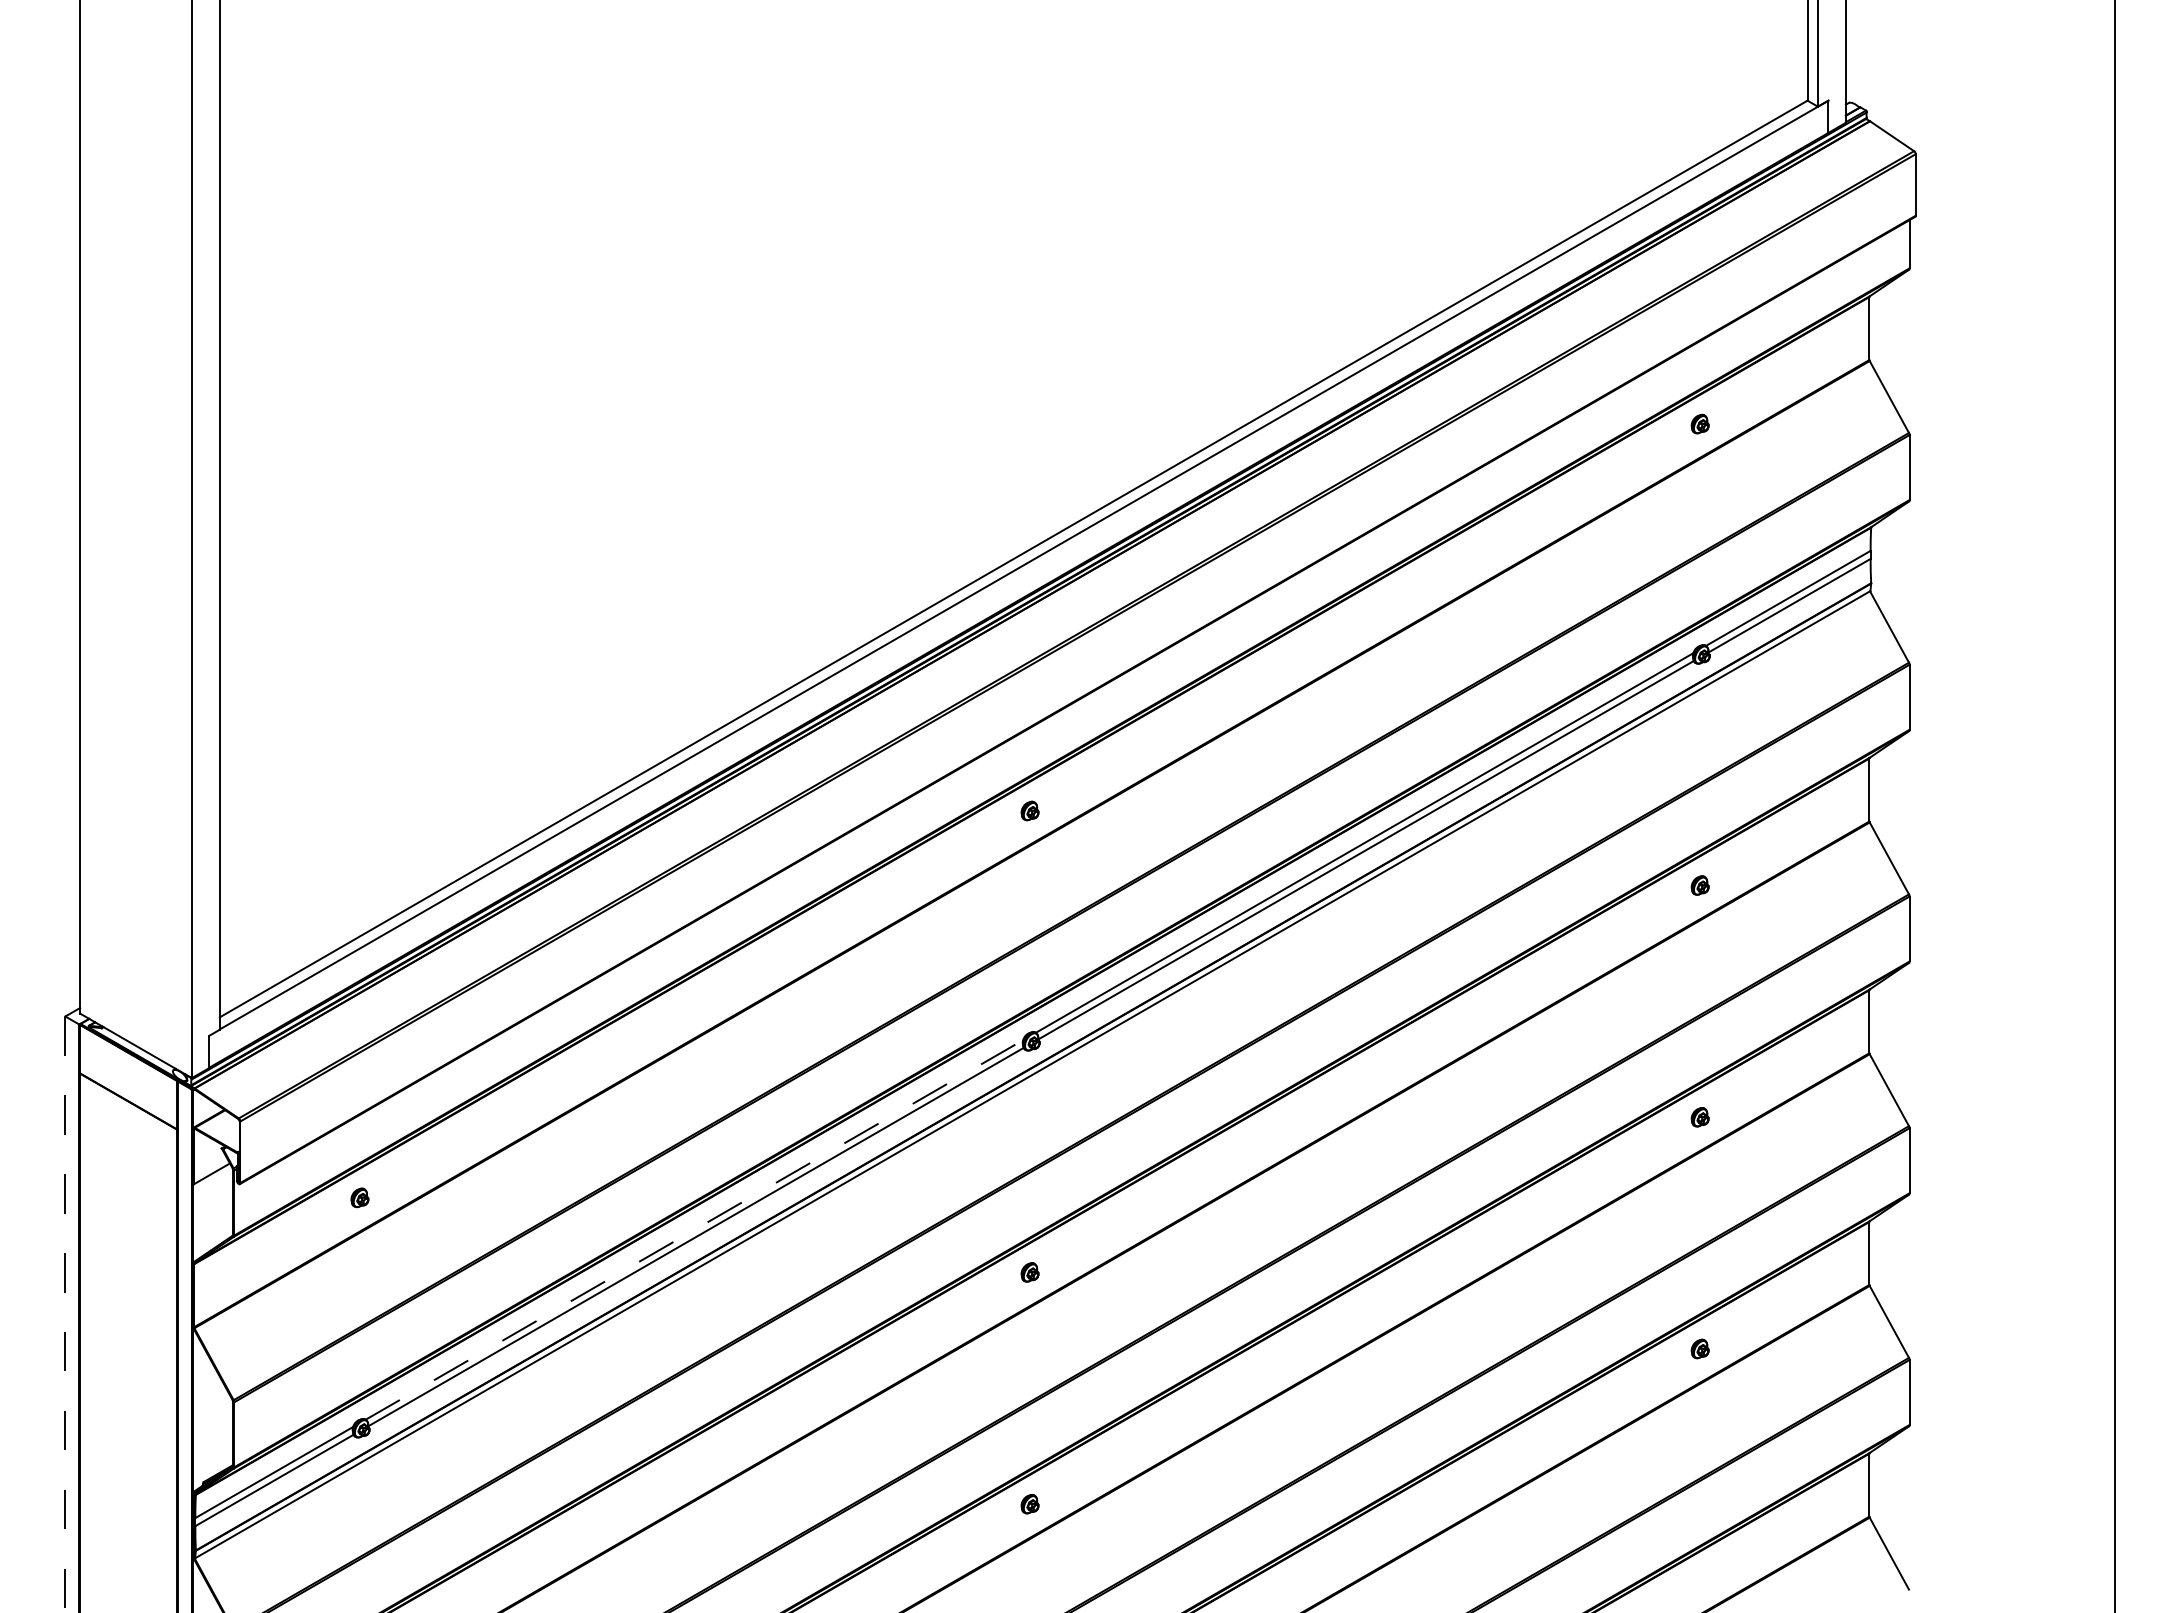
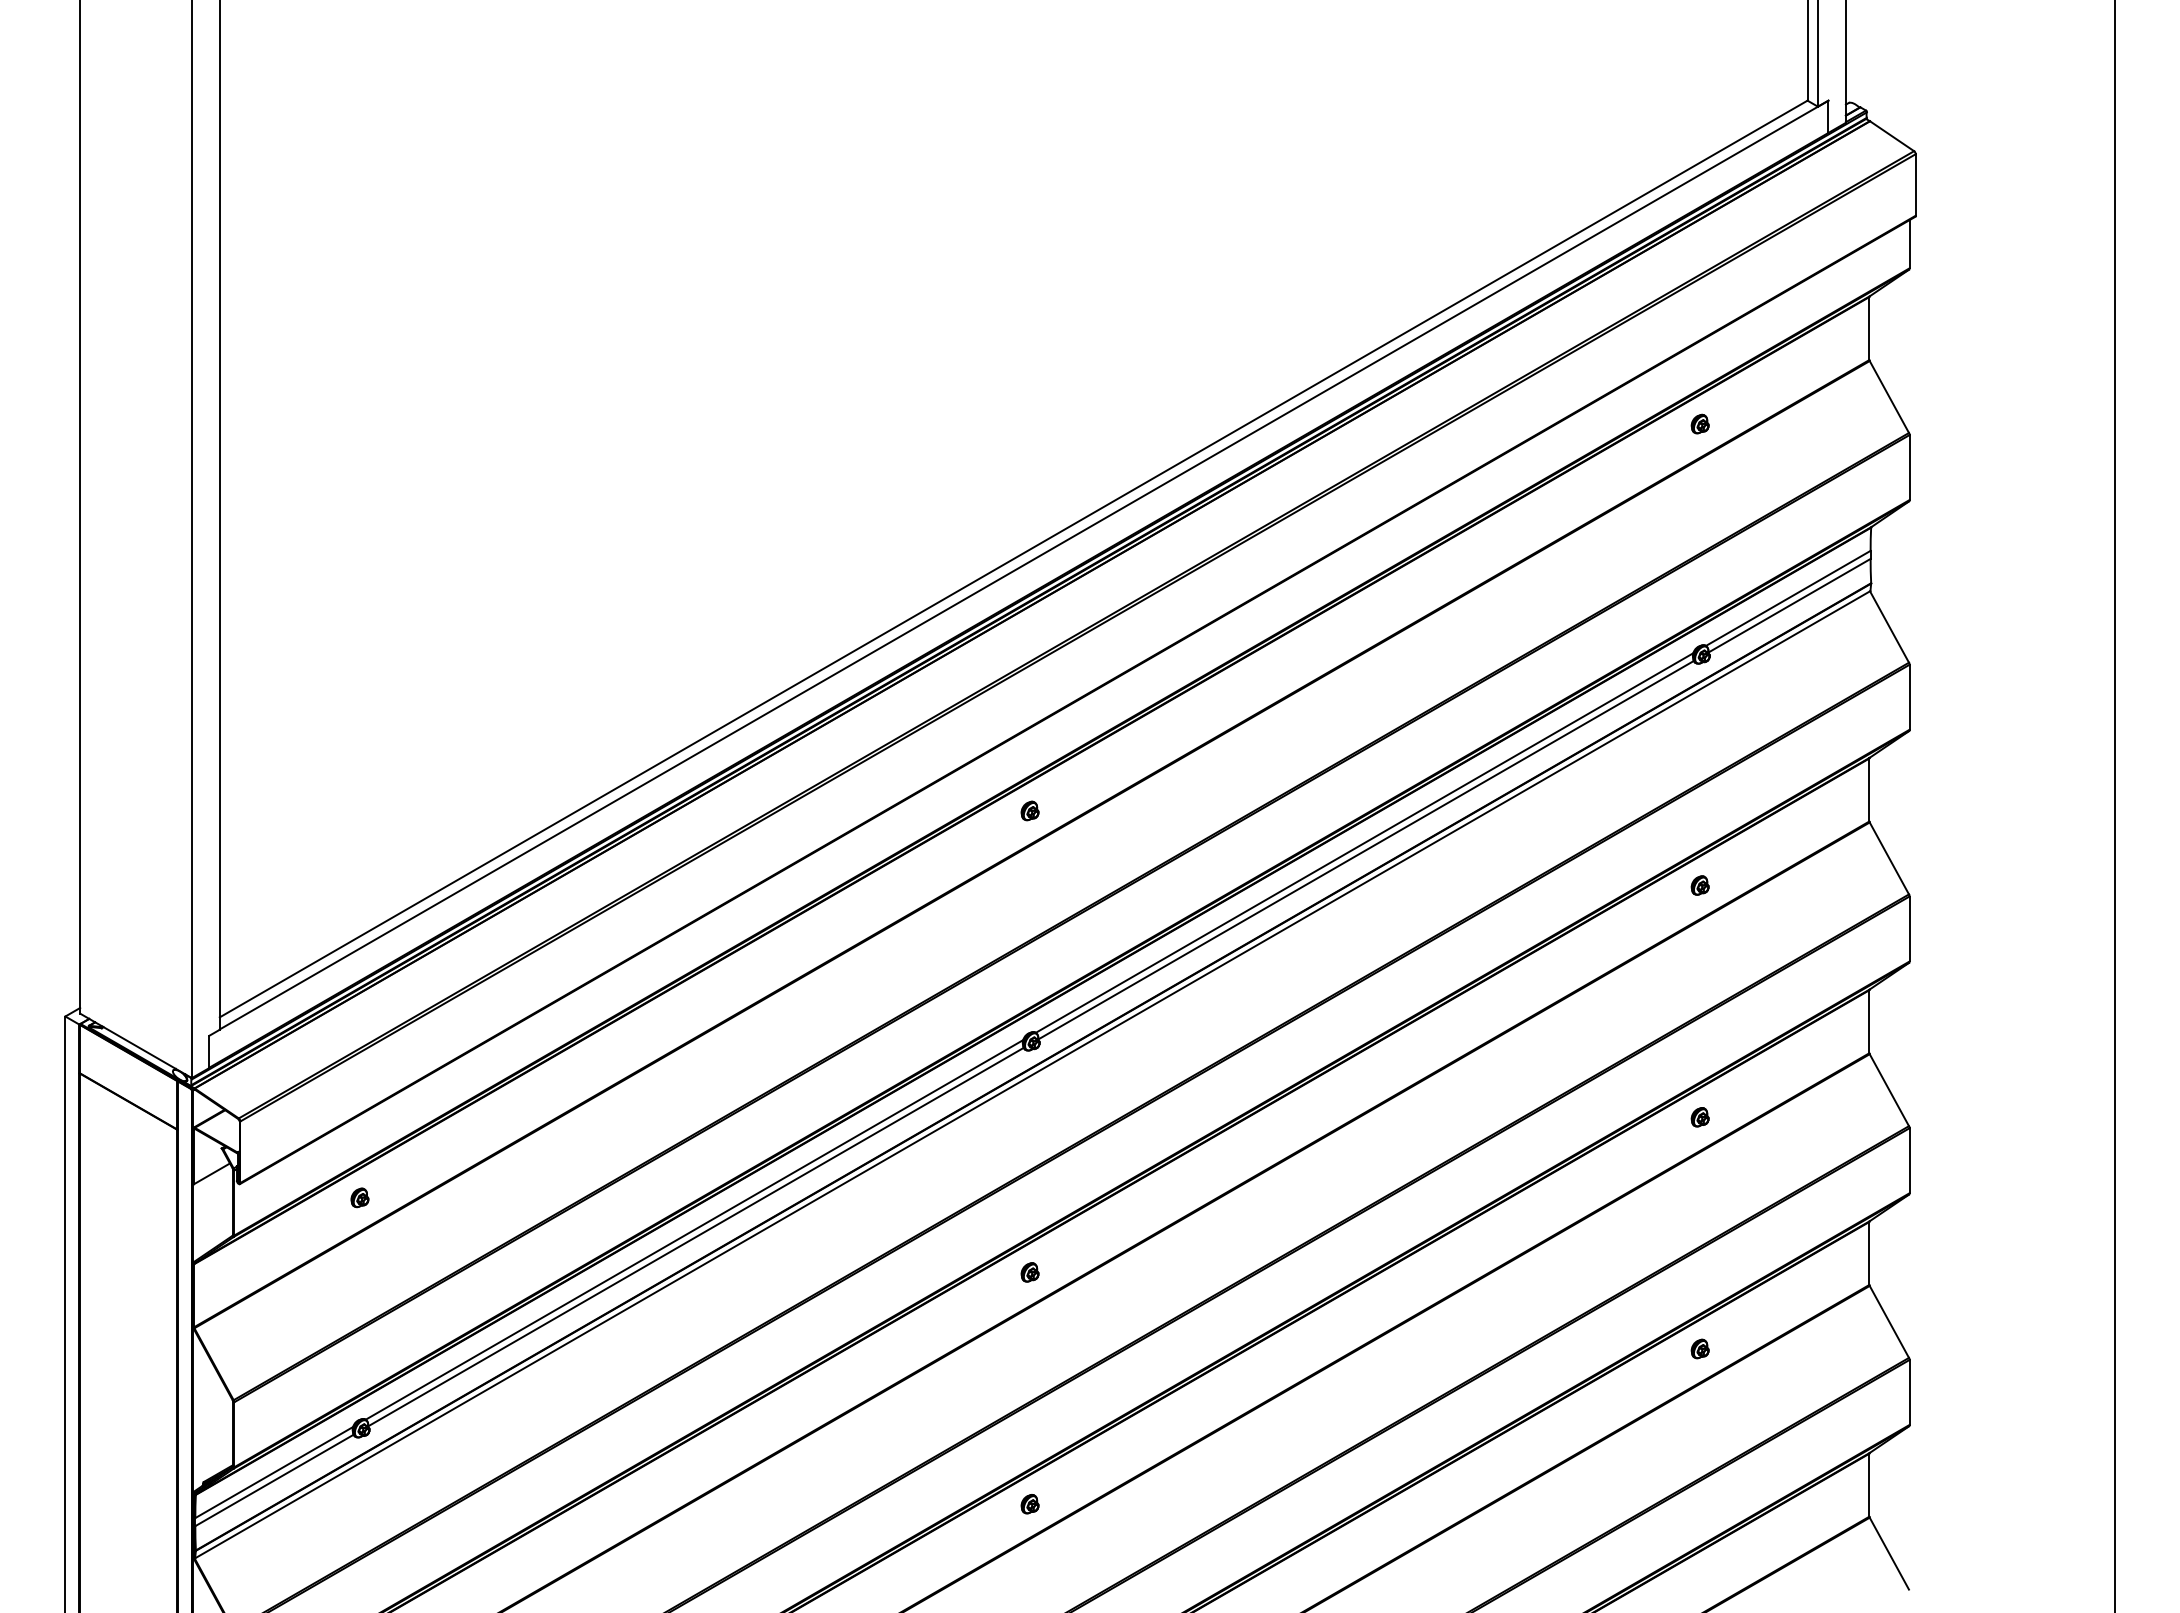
line: dashed -> solid (694, 1229)
line: dashed -> solid (65, 1314)
